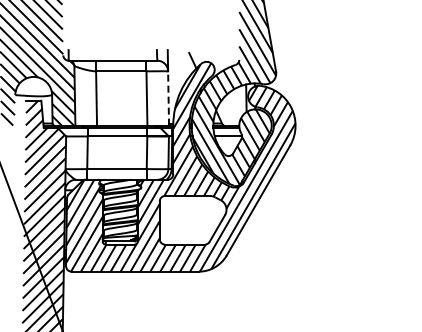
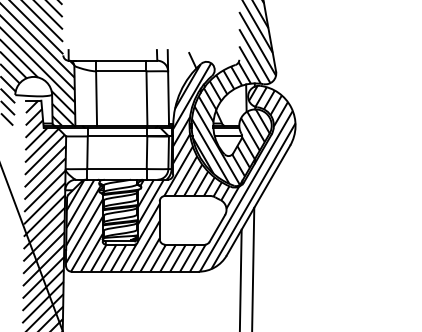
line: dashed -> solid (168, 97)
line: none -> present (253, 267)
line: none -> present (240, 278)
